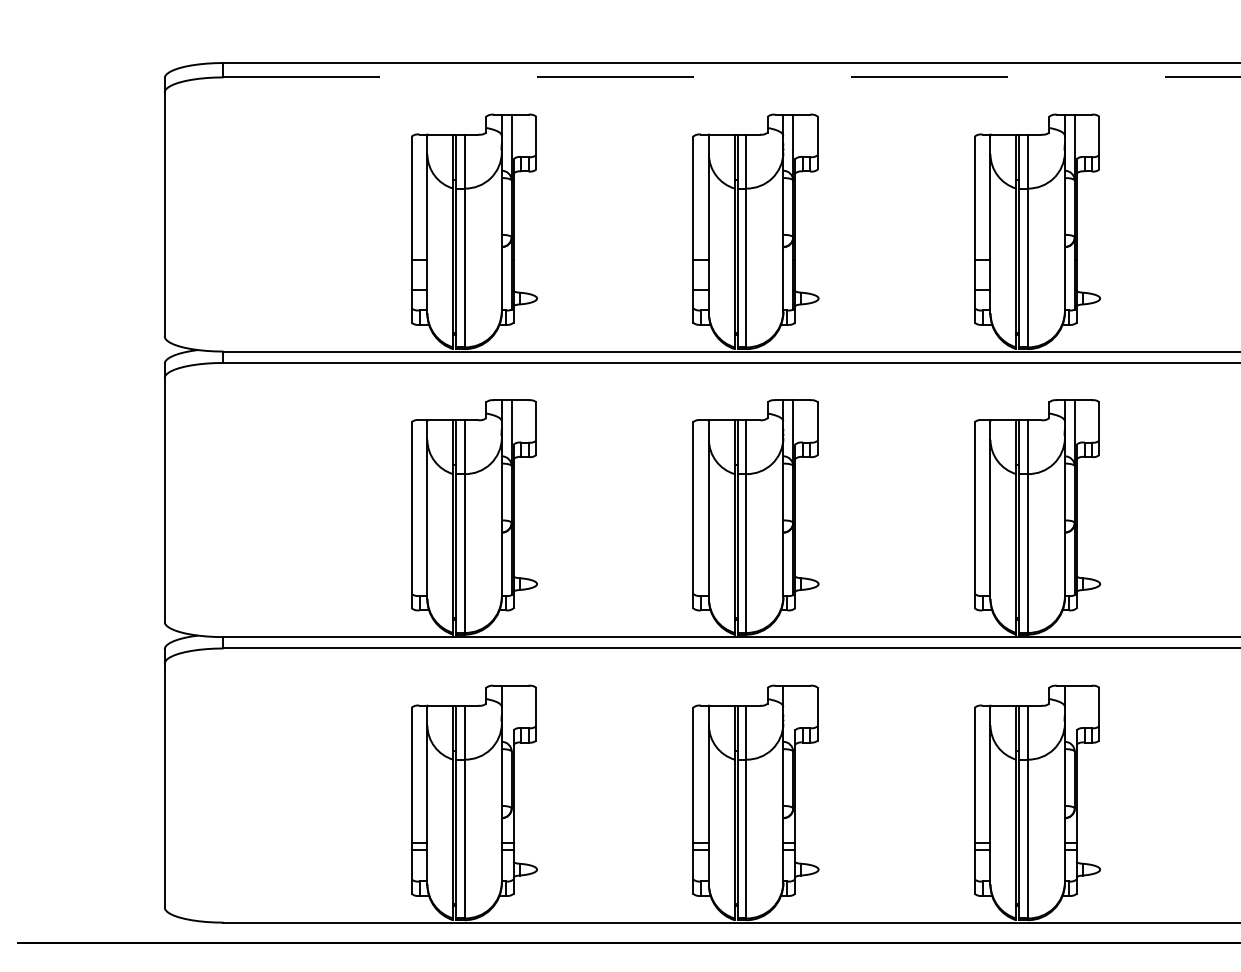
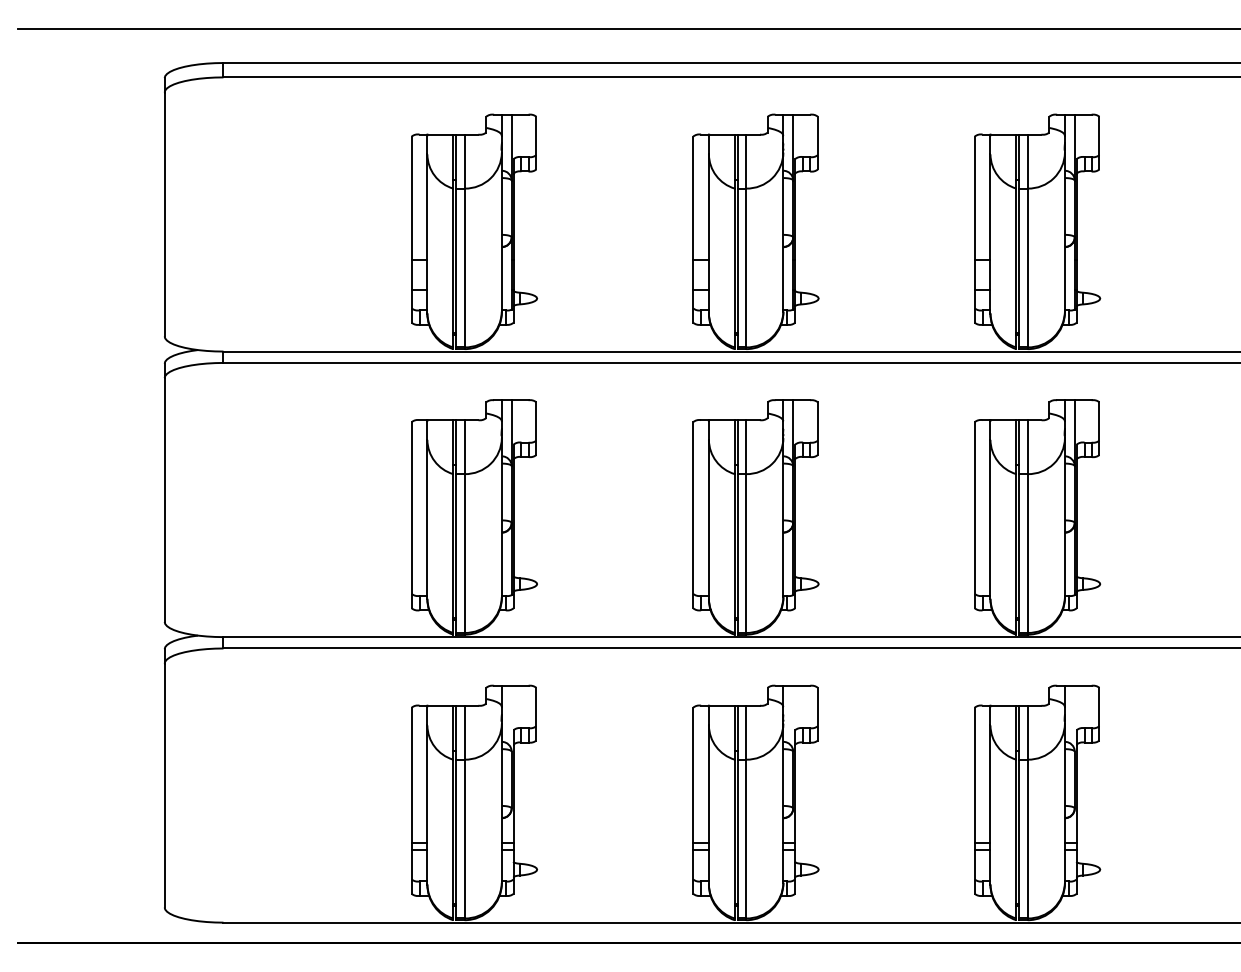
line: none -> present (627, 28)
line: dashed -> solid (732, 77)
